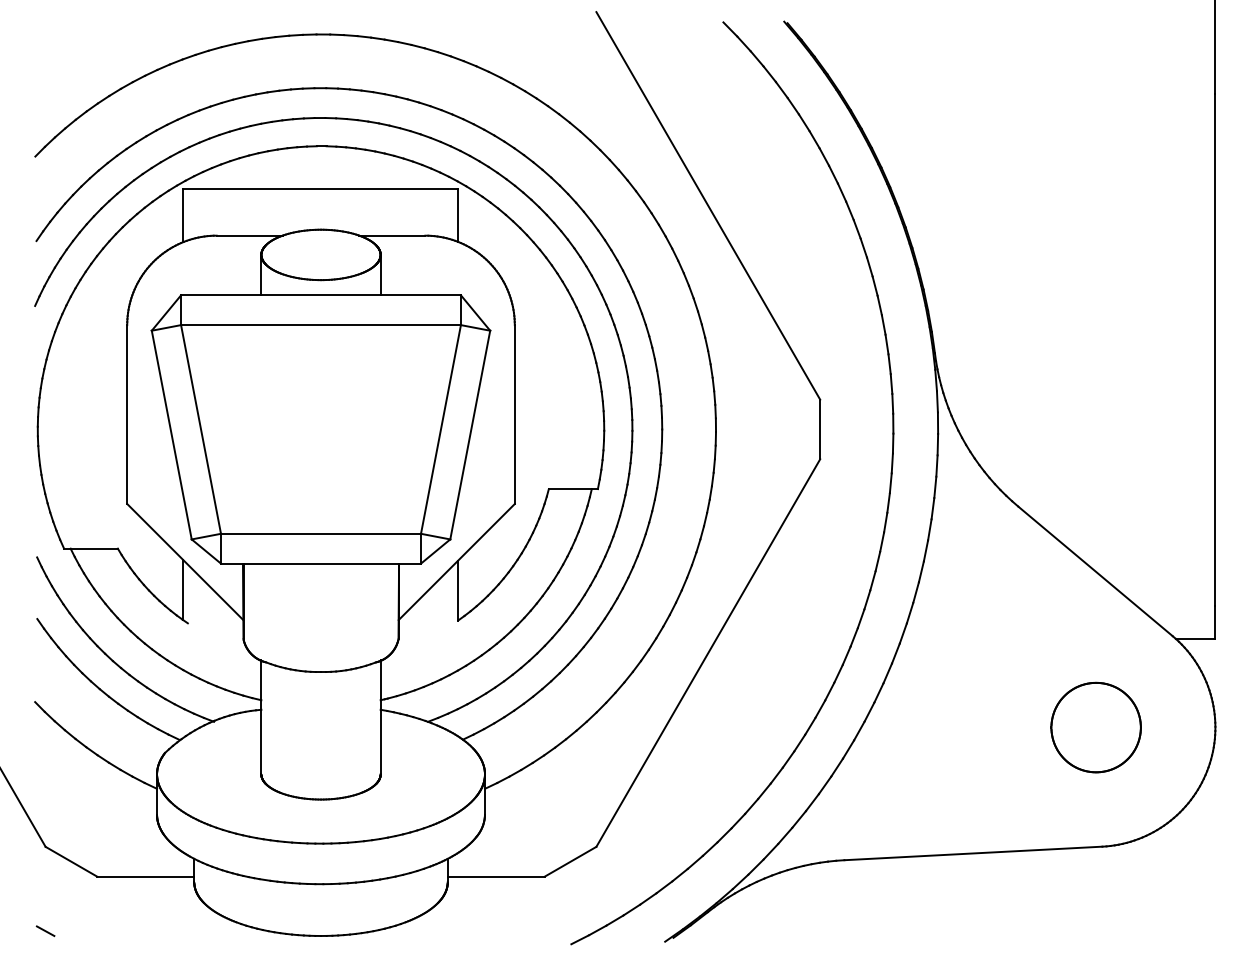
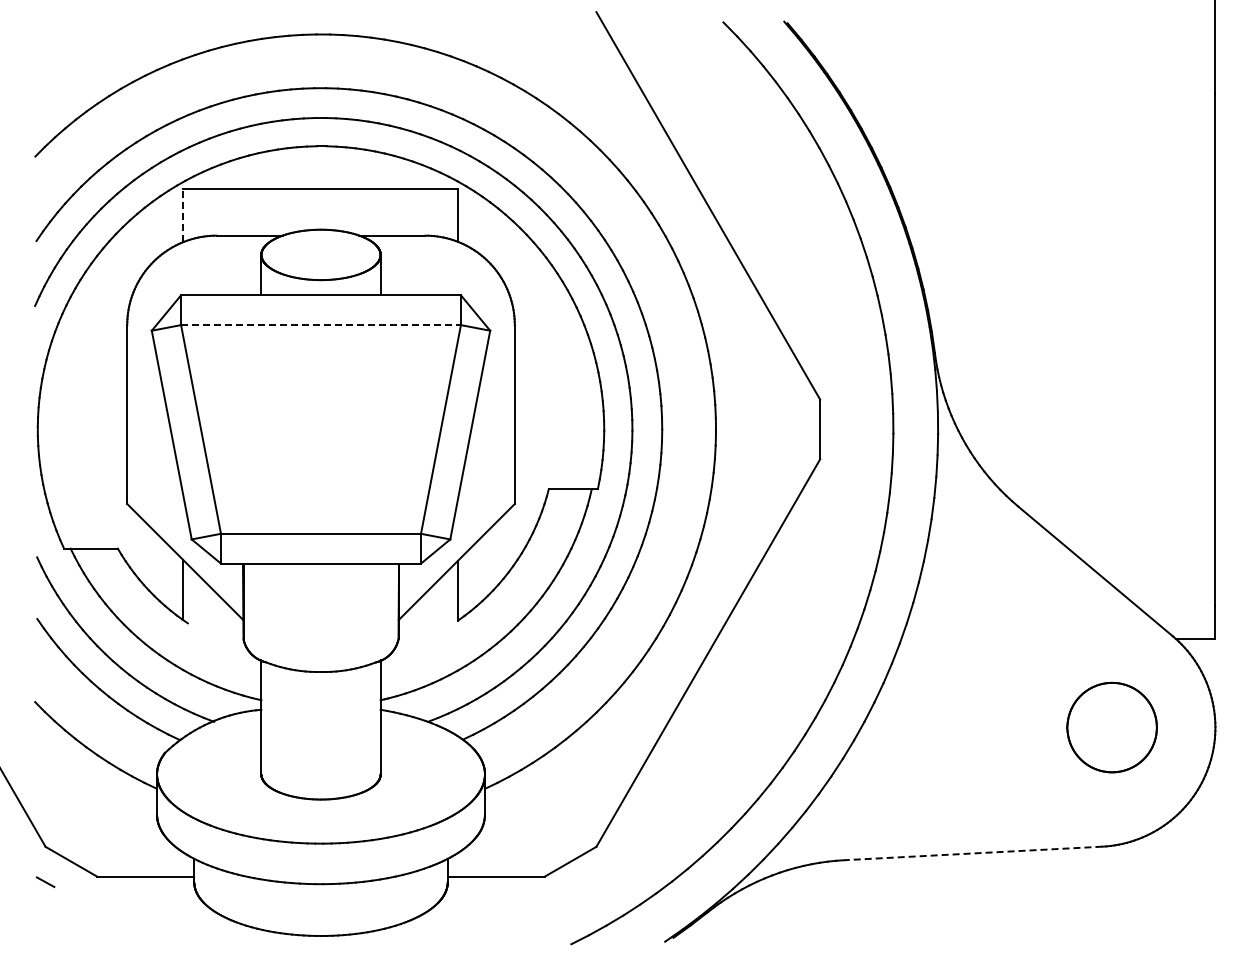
line: solid -> dashed (182, 215)
line: solid -> dashed (321, 325)
part position: (1095, 727) -> (1111, 727) (1111, 727)
line: solid -> dashed (972, 853)
line position: (45, 930) -> (45, 881) (45, 881)
